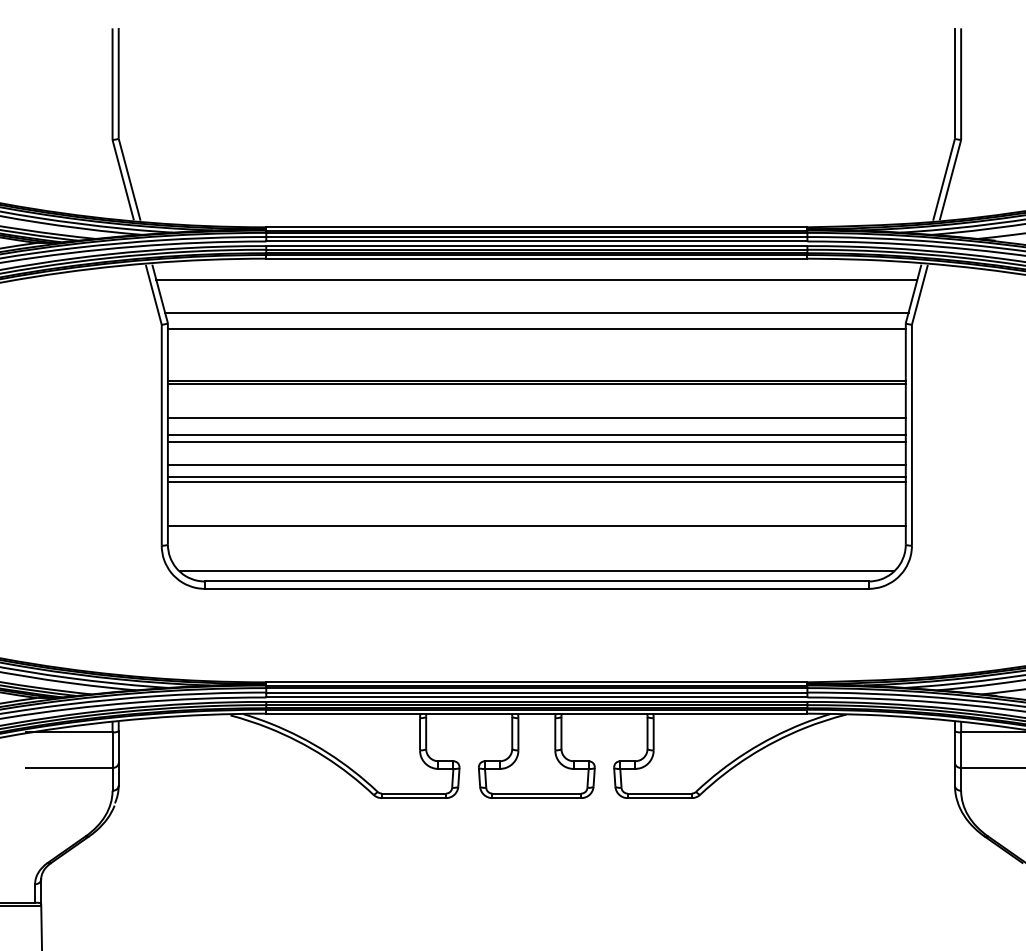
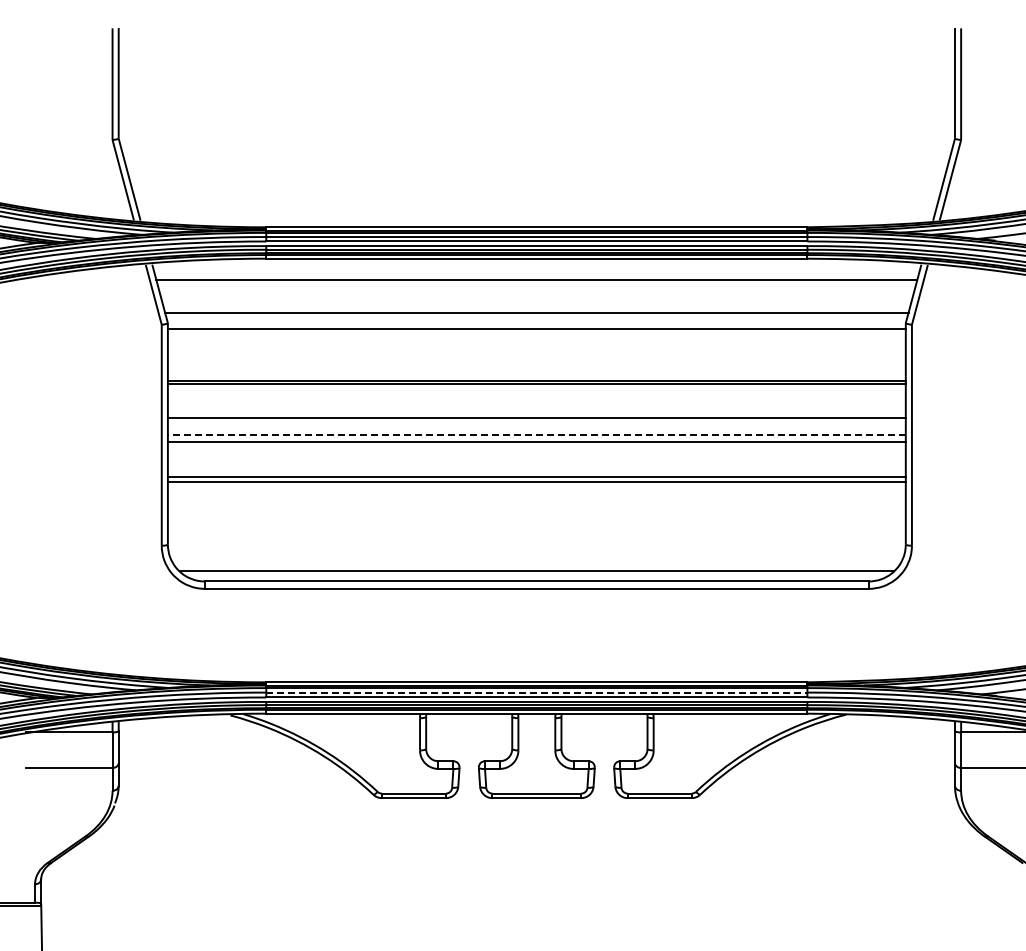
line: solid -> dashed (536, 435)
line: present -> none (536, 464)
line: present -> none (536, 526)
line: solid -> dashed (536, 692)
